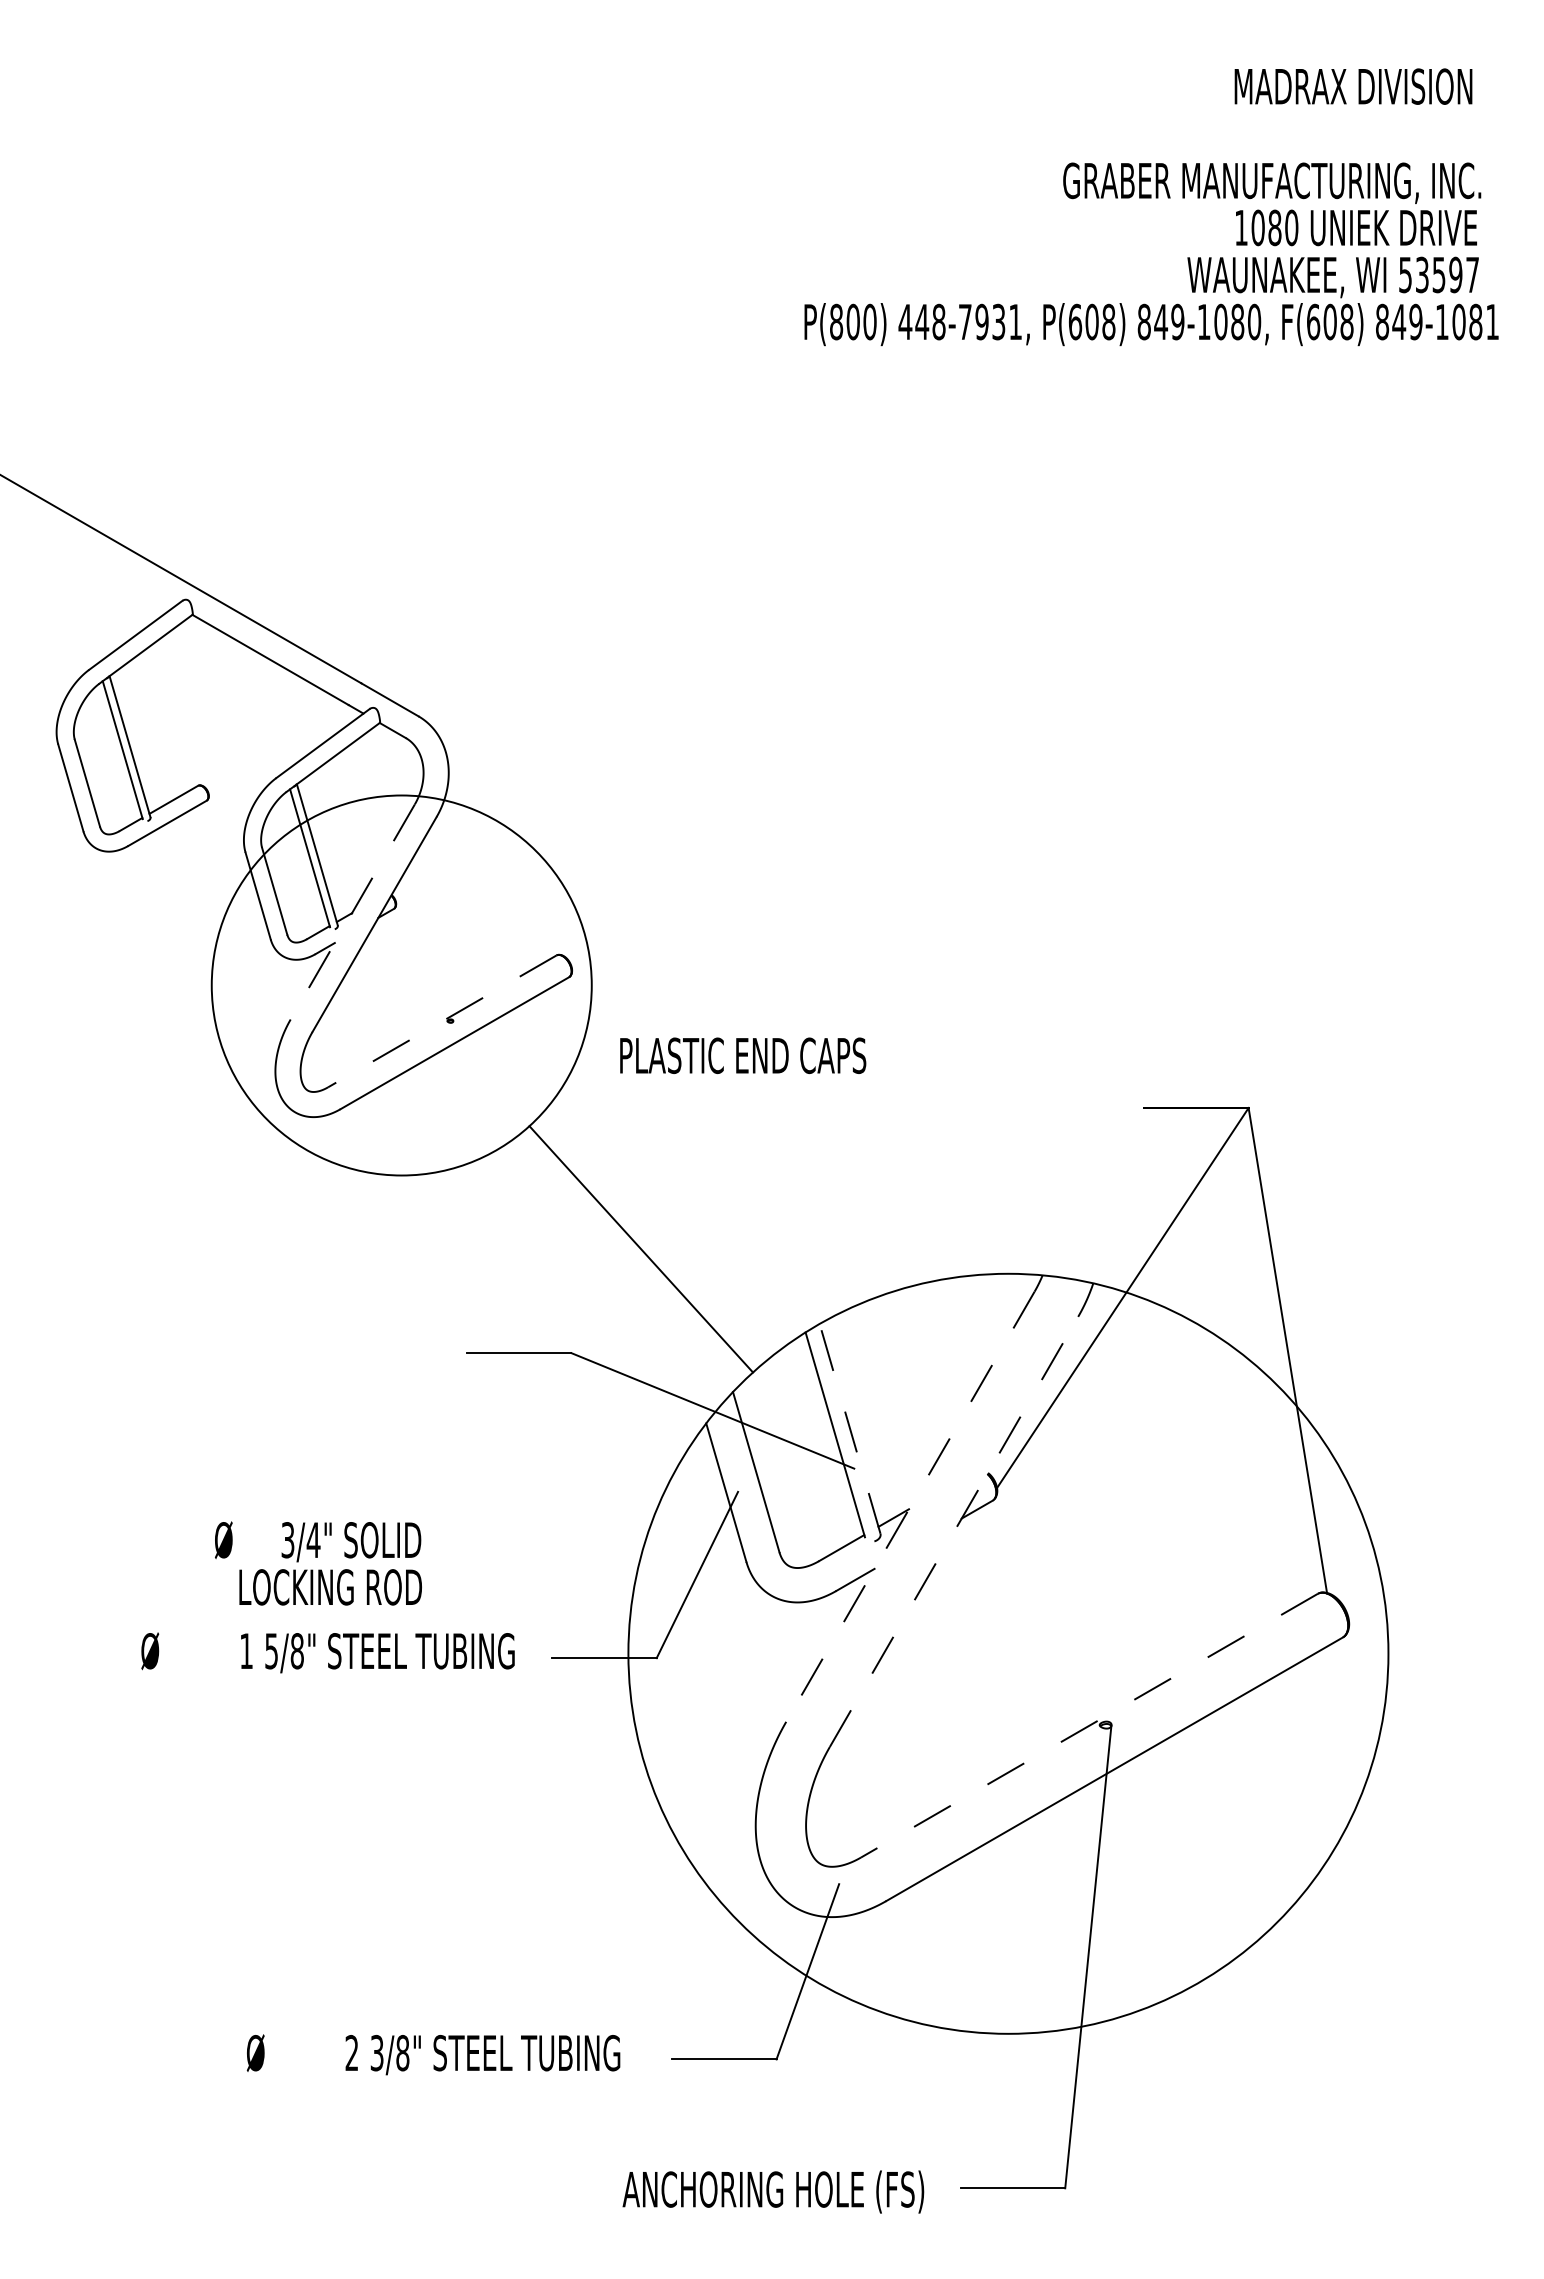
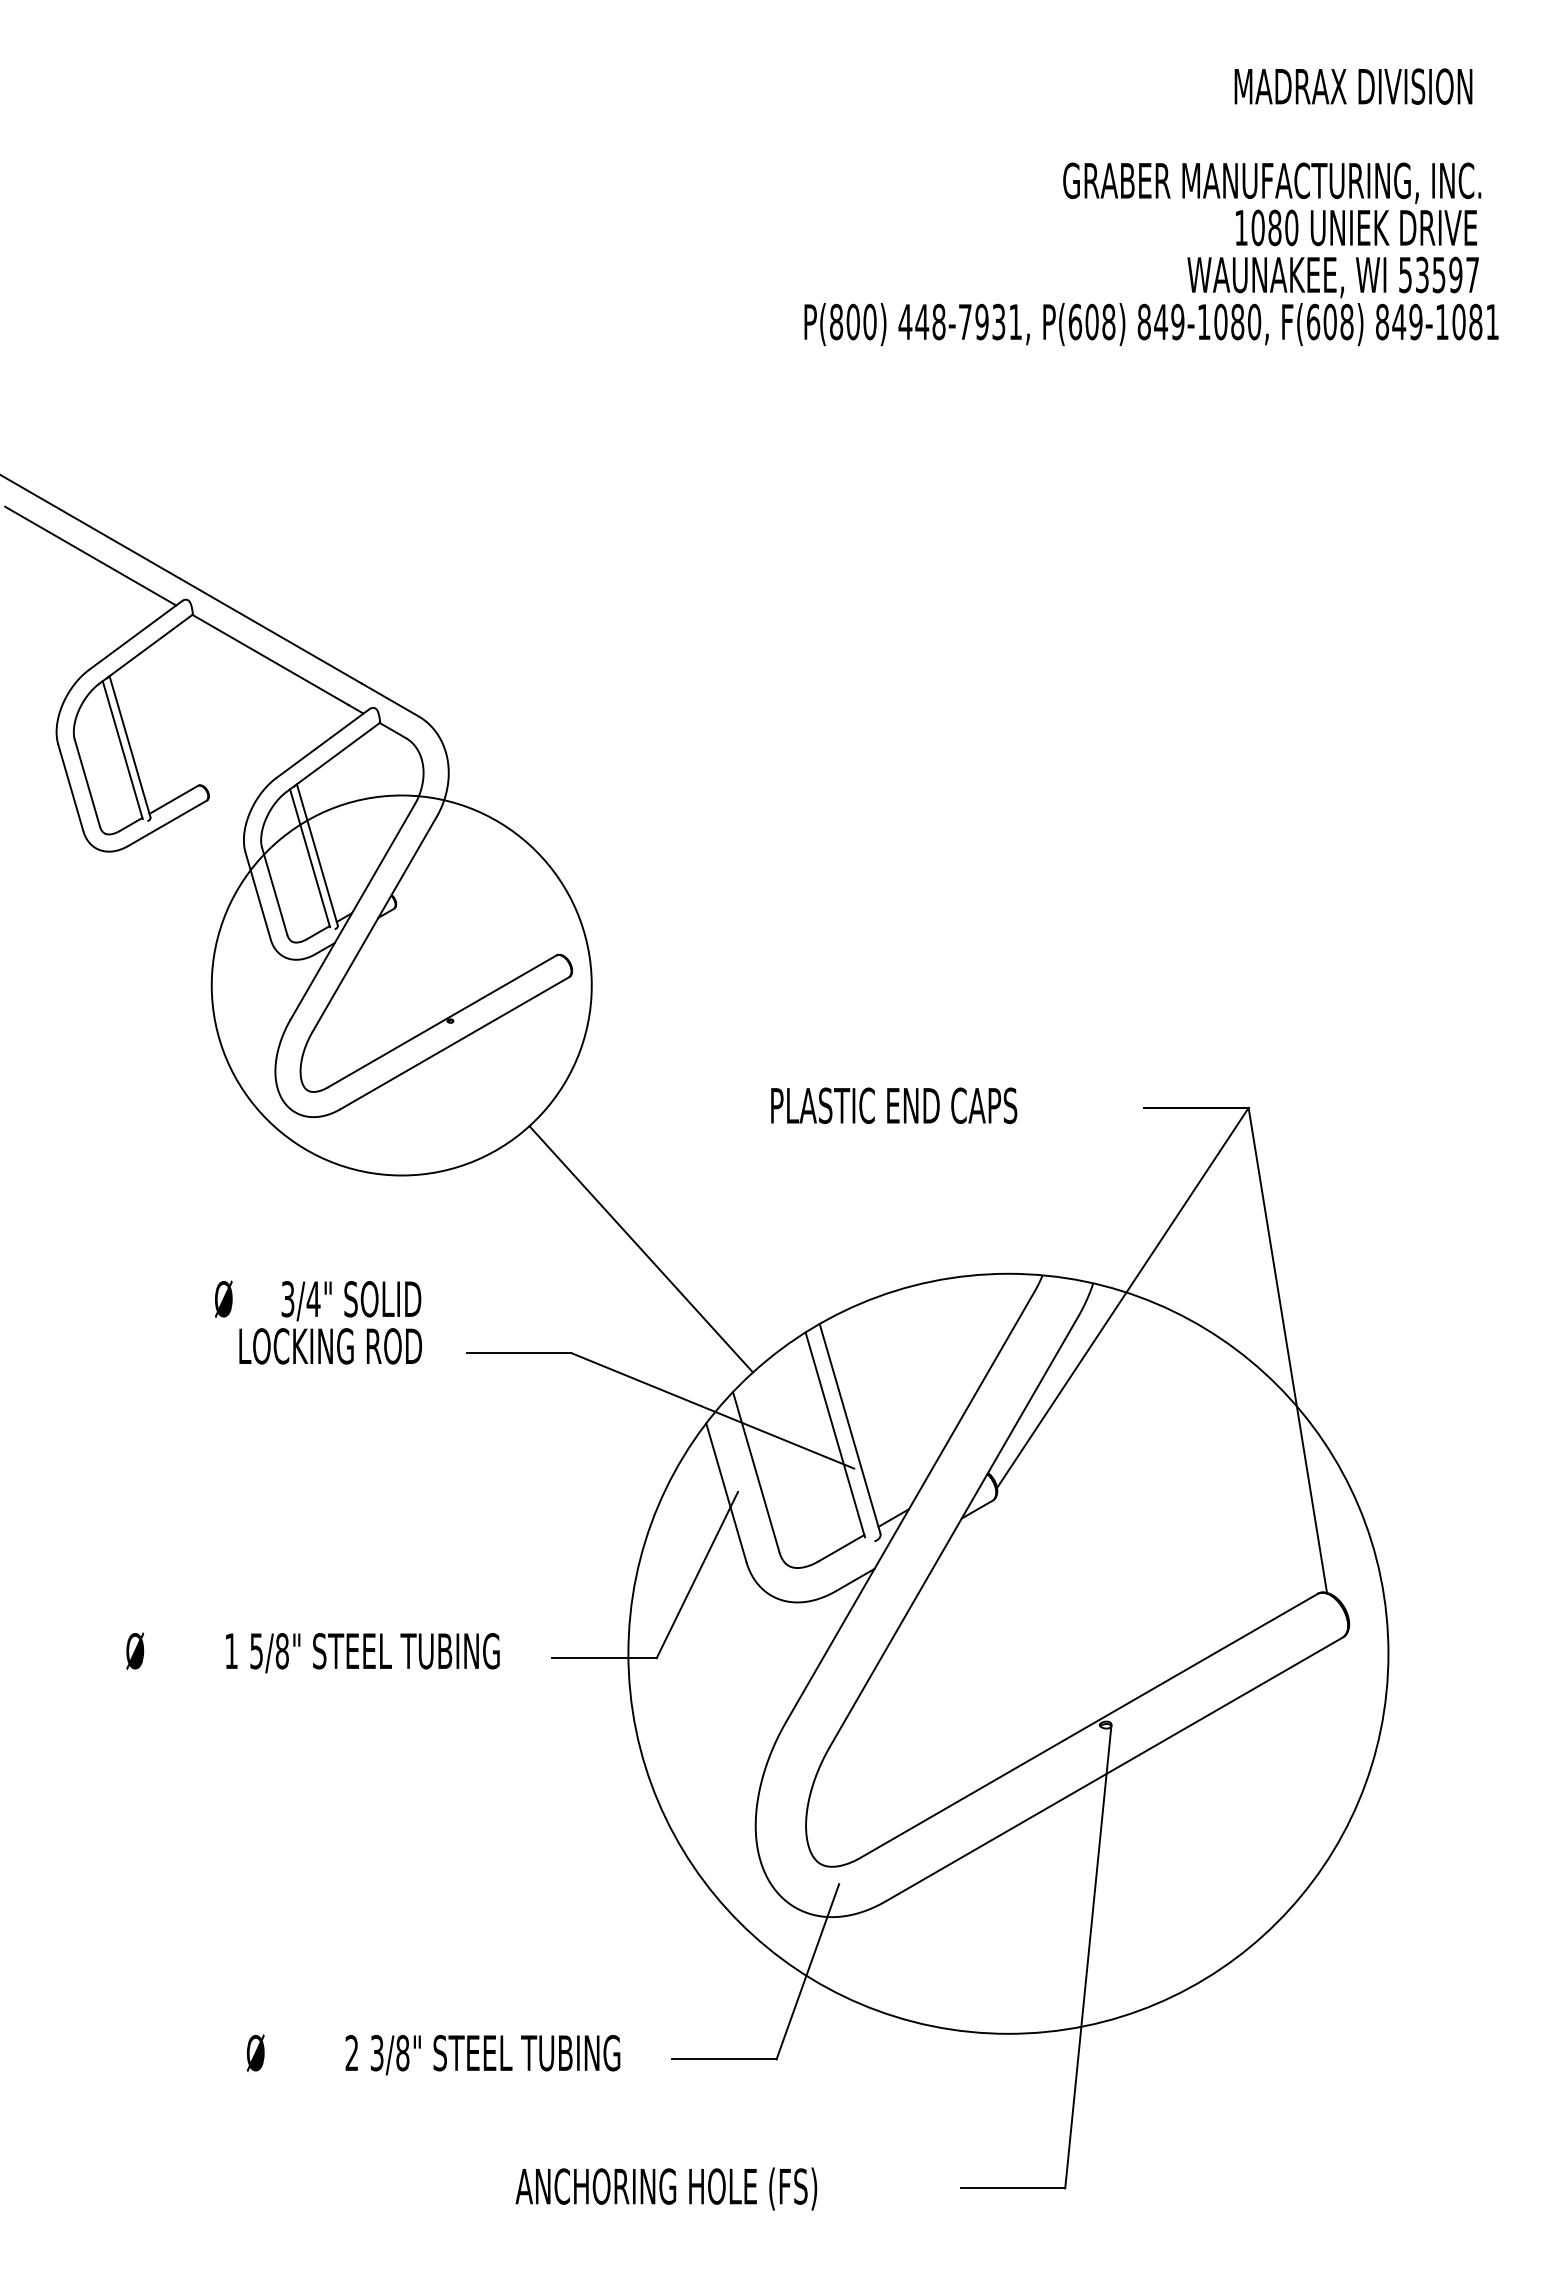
line: none -> present (90, 555)
line: dashed -> solid (352, 912)
line: dashed -> solid (442, 1021)
text position: (743, 1055) -> (894, 1105) (894, 1105)
line: dashed -> solid (849, 1428)
line: dashed -> solid (910, 1507)
line: dashed -> solid (954, 1531)
text position: (318, 1563) -> (318, 1322) (318, 1322)
text position: (327, 1652) -> (312, 1652) (312, 1652)
line: dashed -> solid (1089, 1725)
text position: (773, 2191) -> (666, 2188) (666, 2188)
